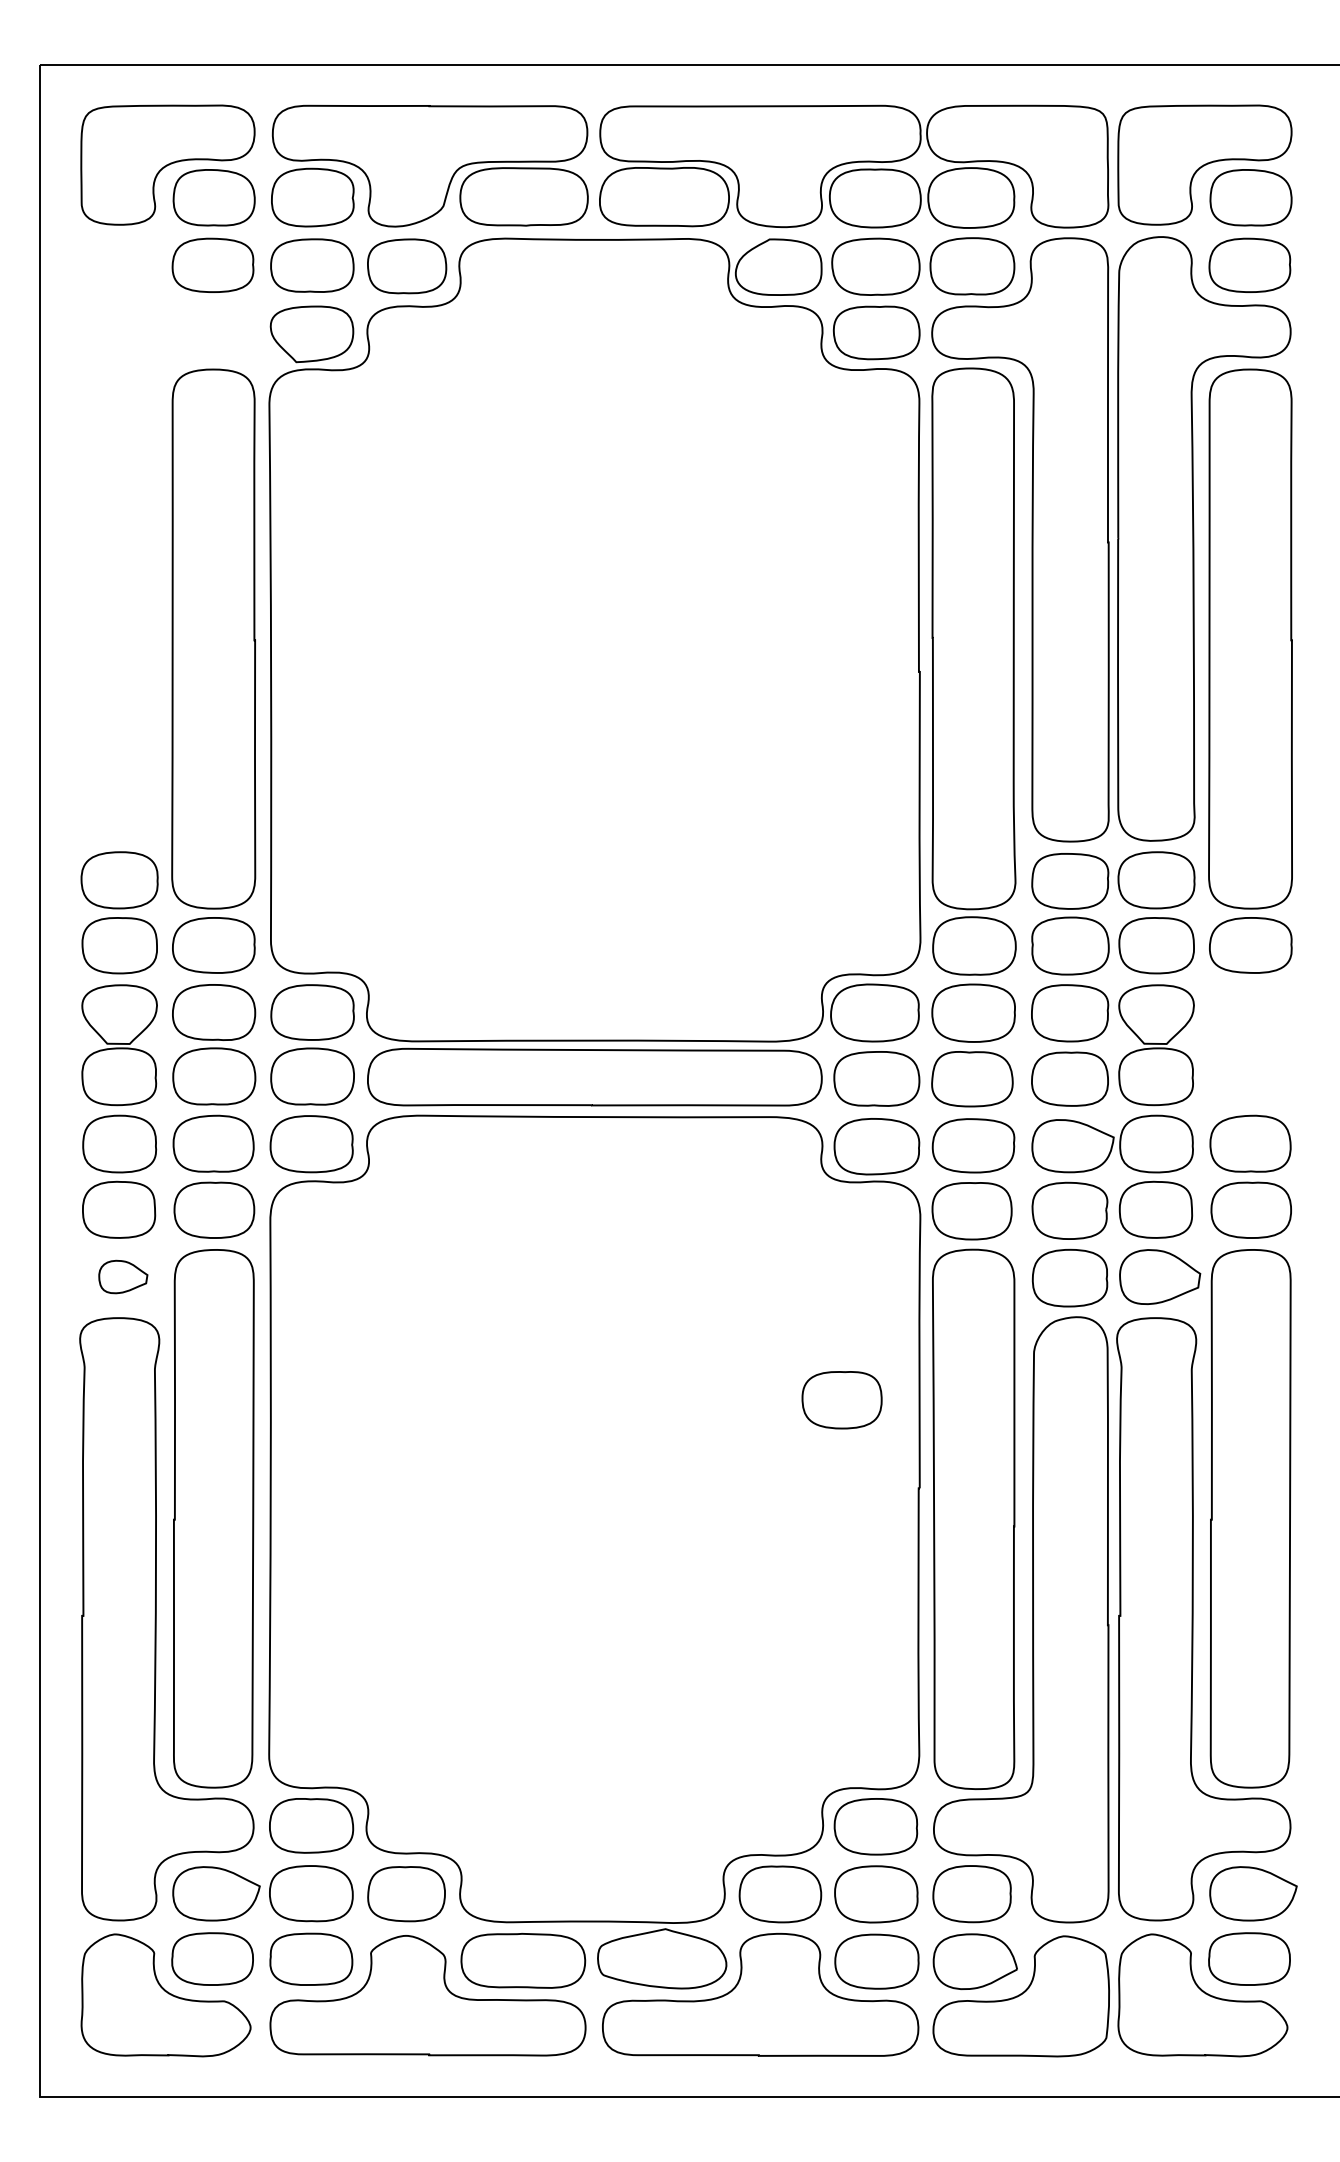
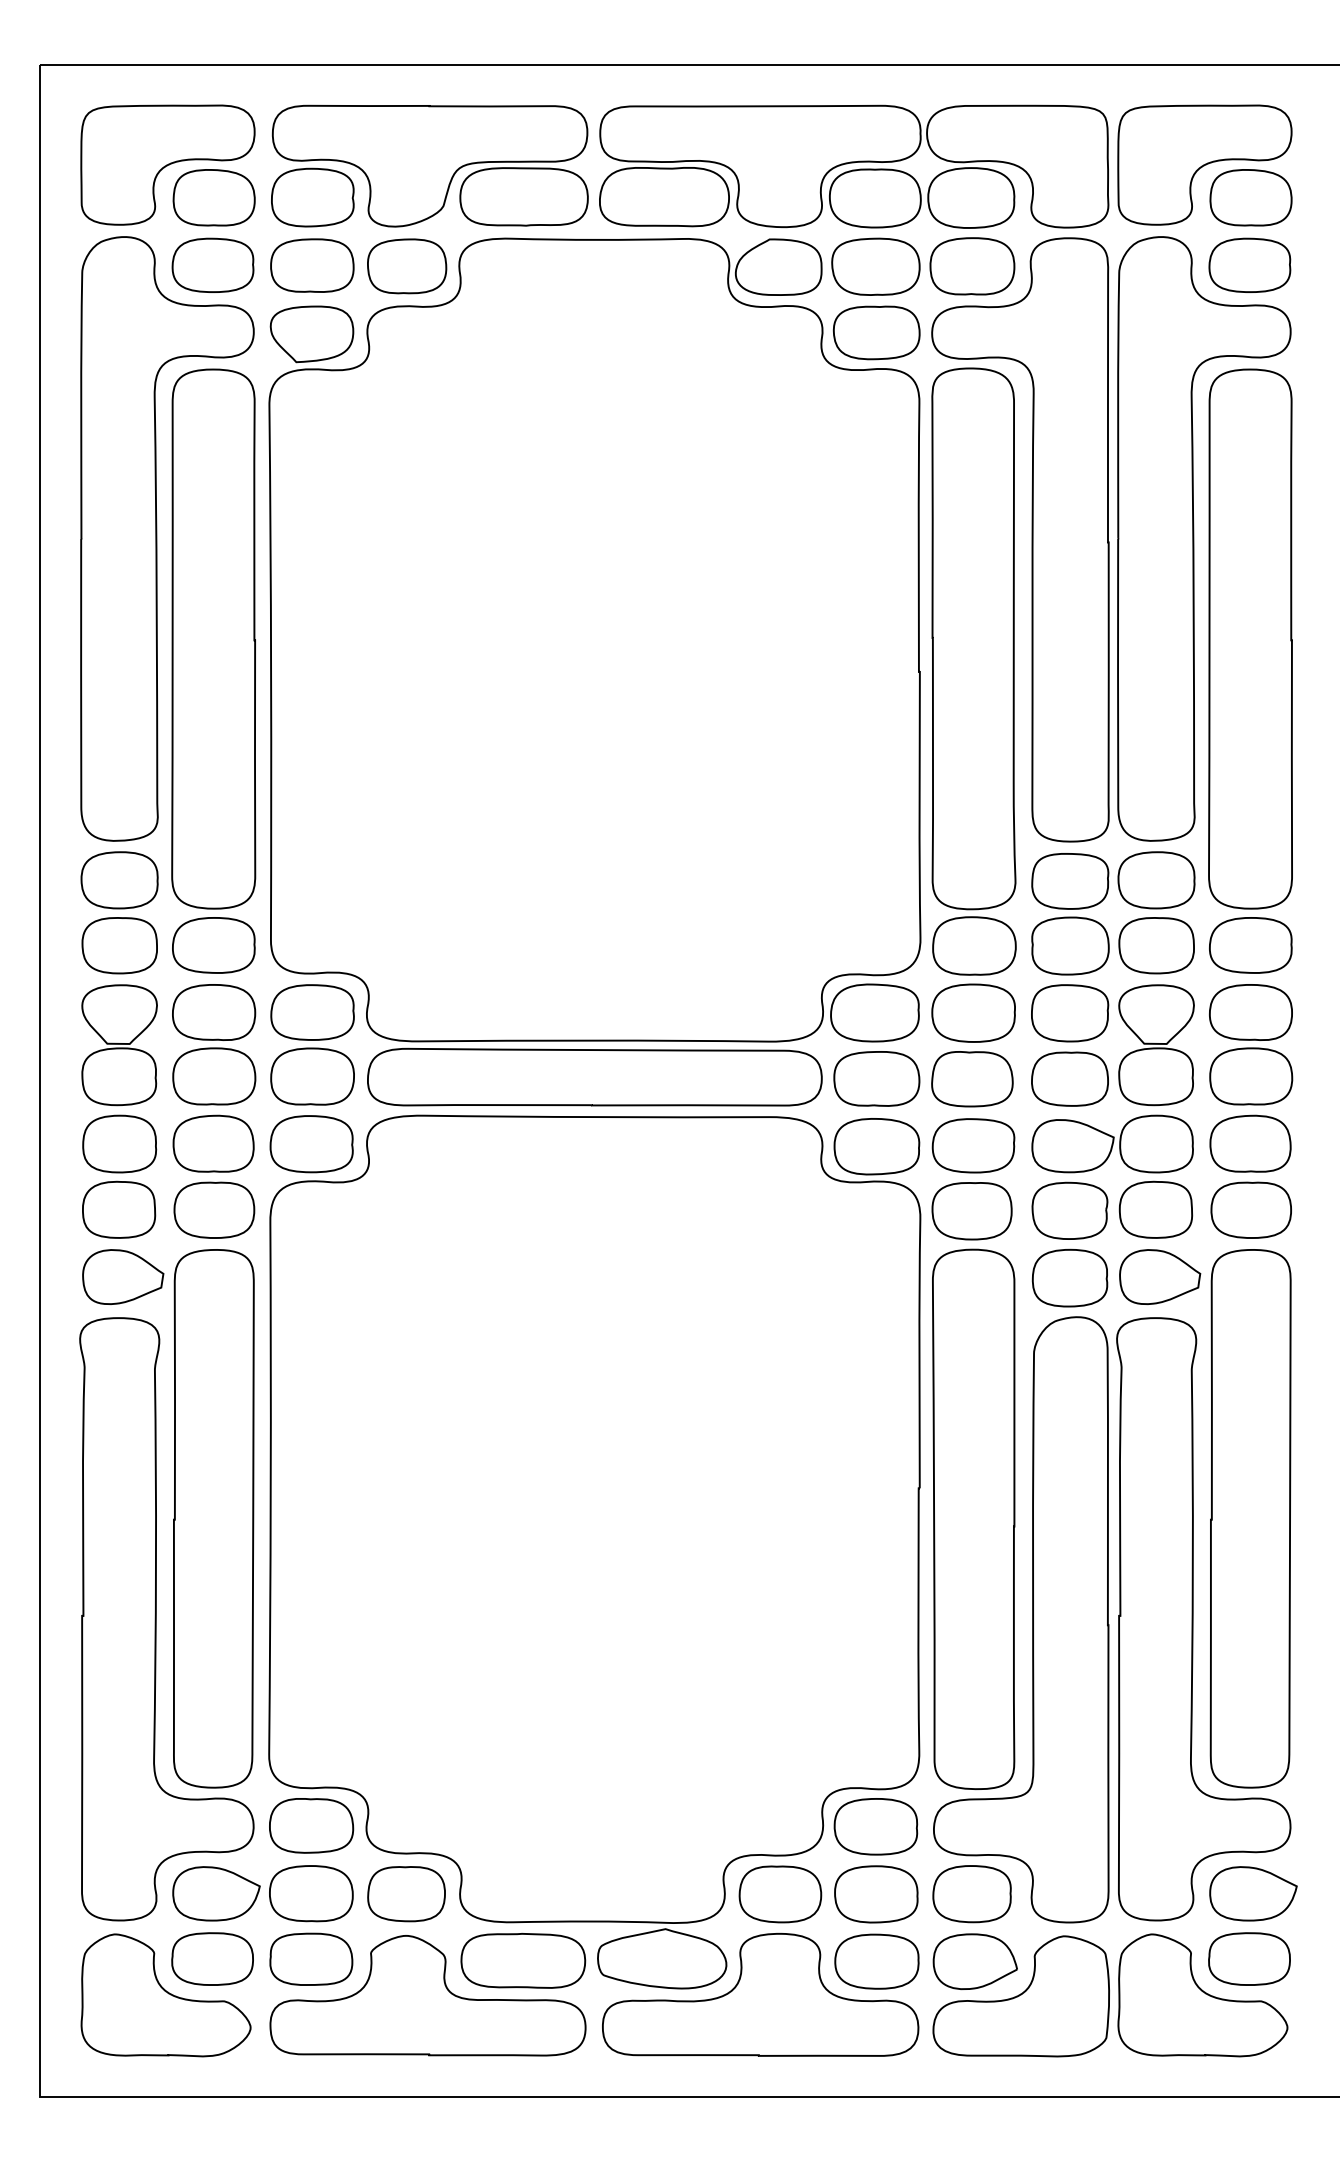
part: none -> present (157, 538)
part: none -> present (1251, 1044)
part size: 51x36 px -> 83x56 px (123, 1276)
part: present -> none (841, 1400)
